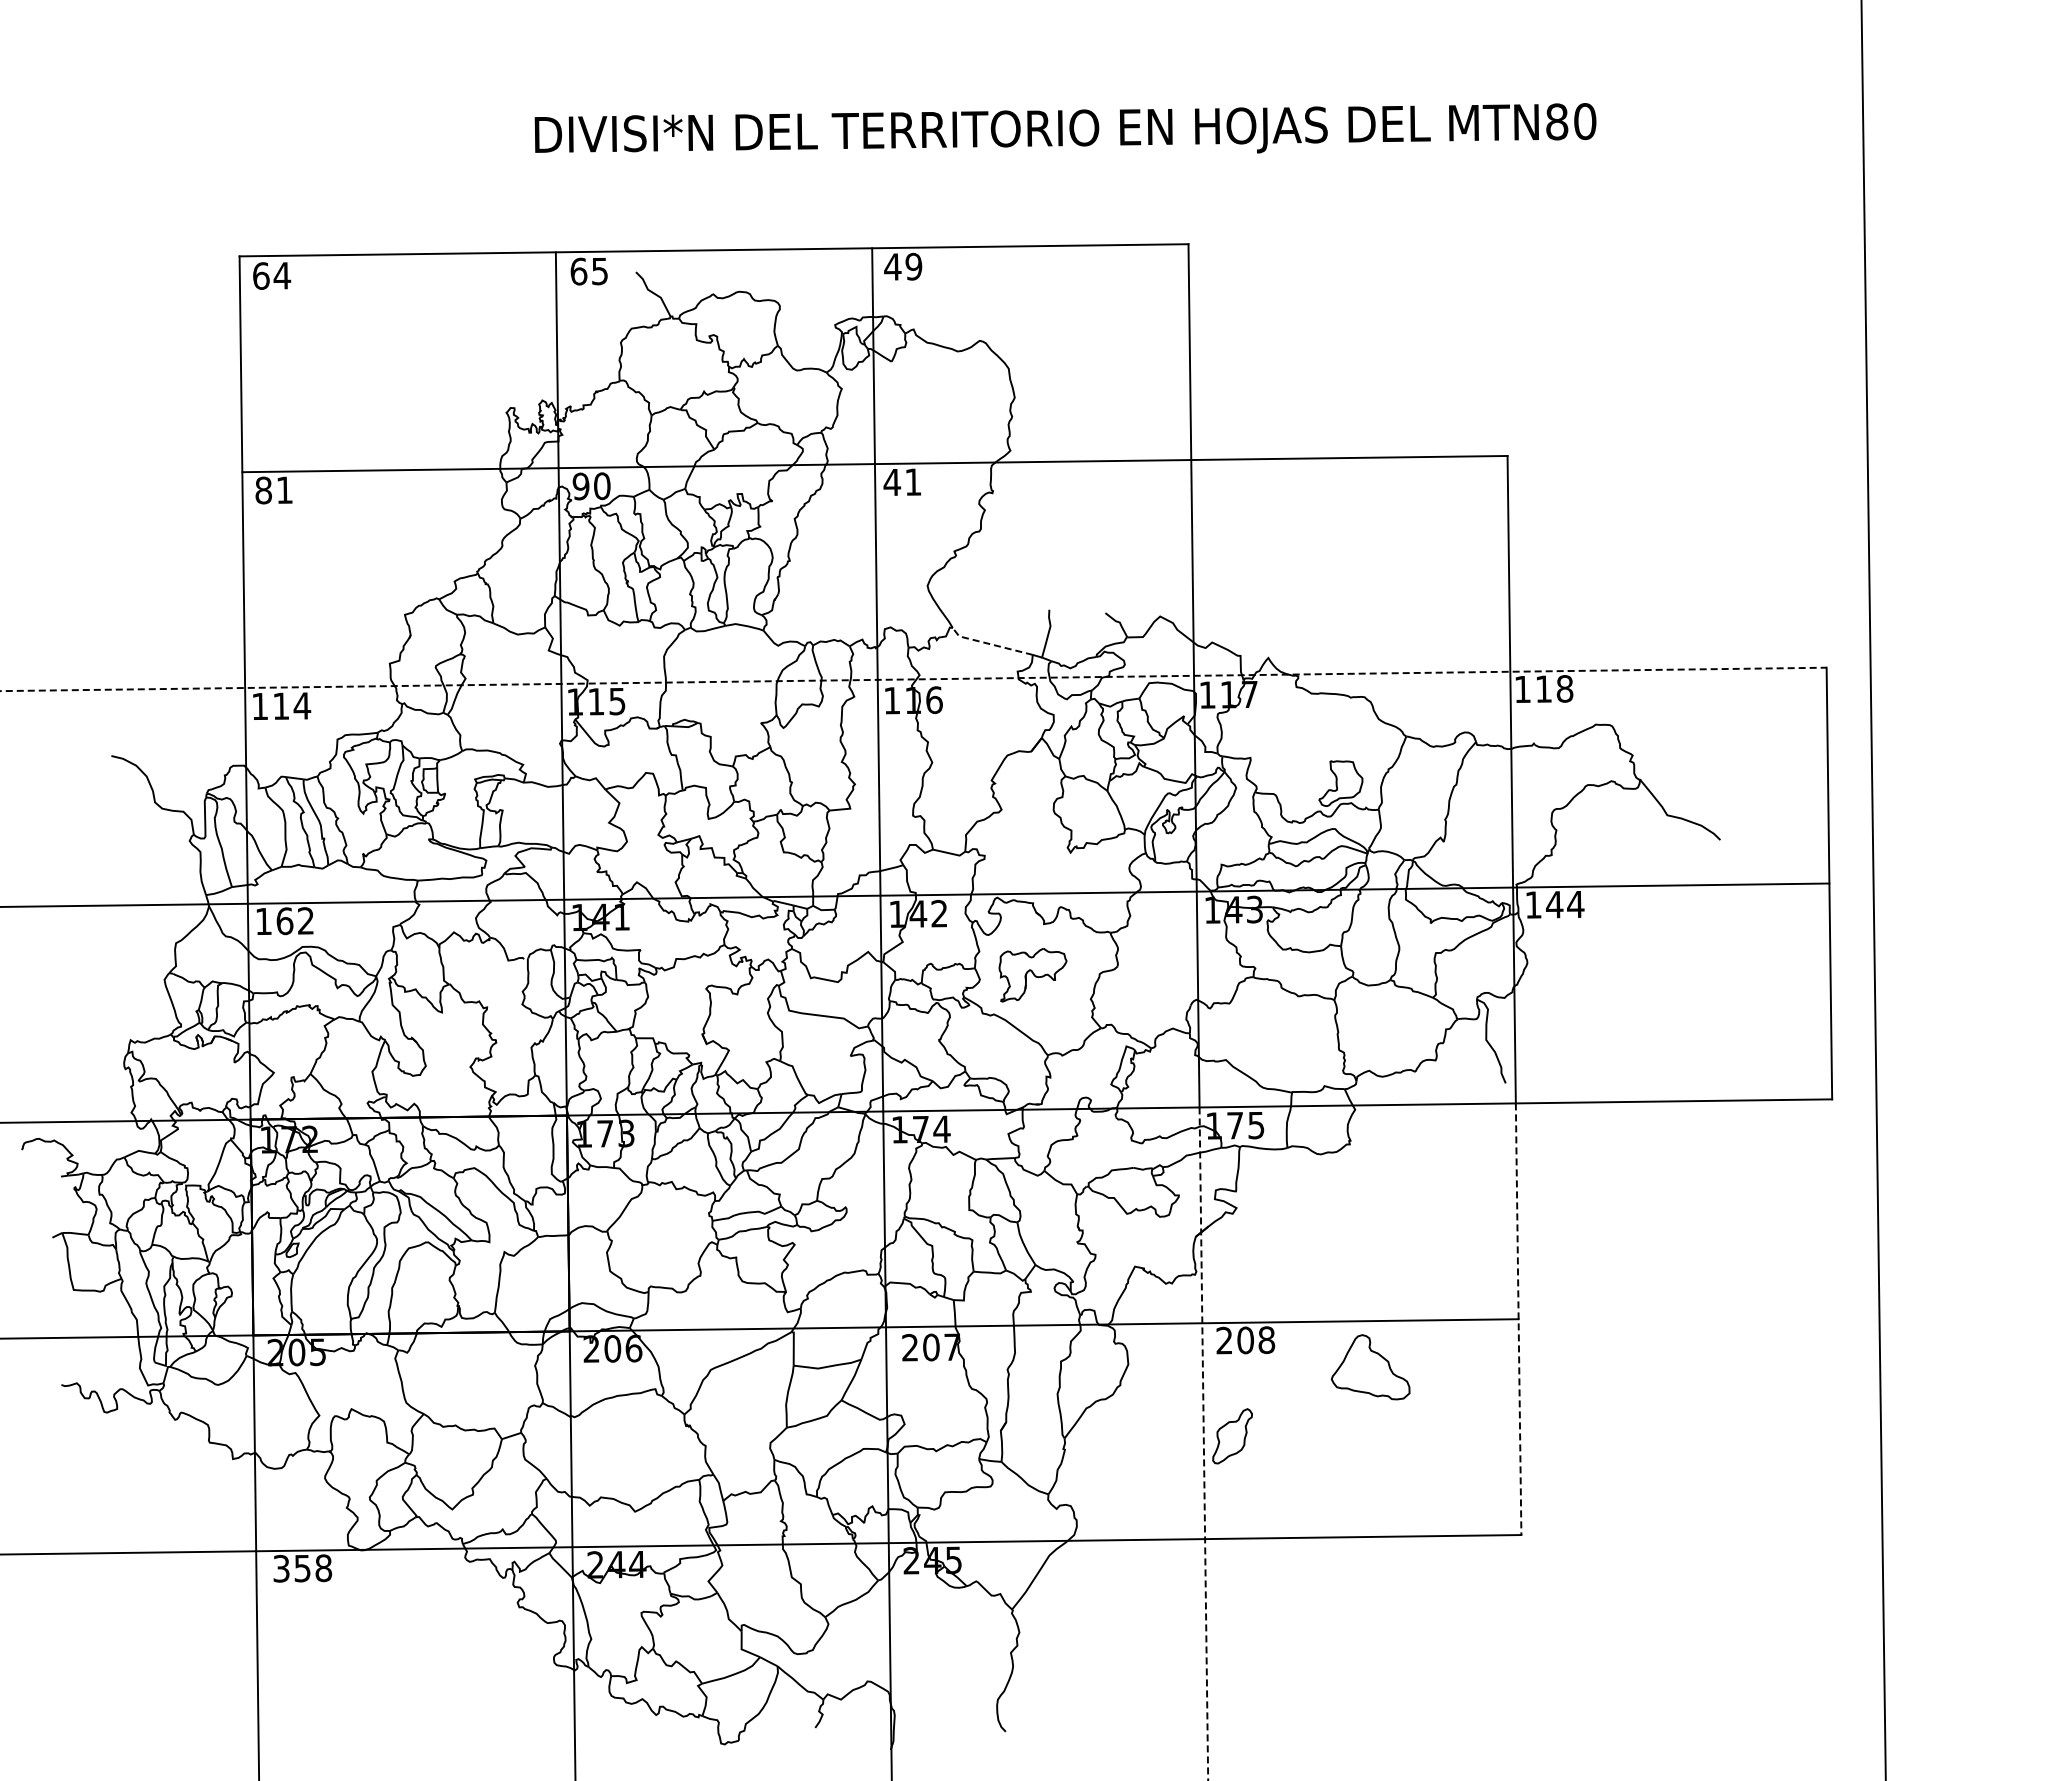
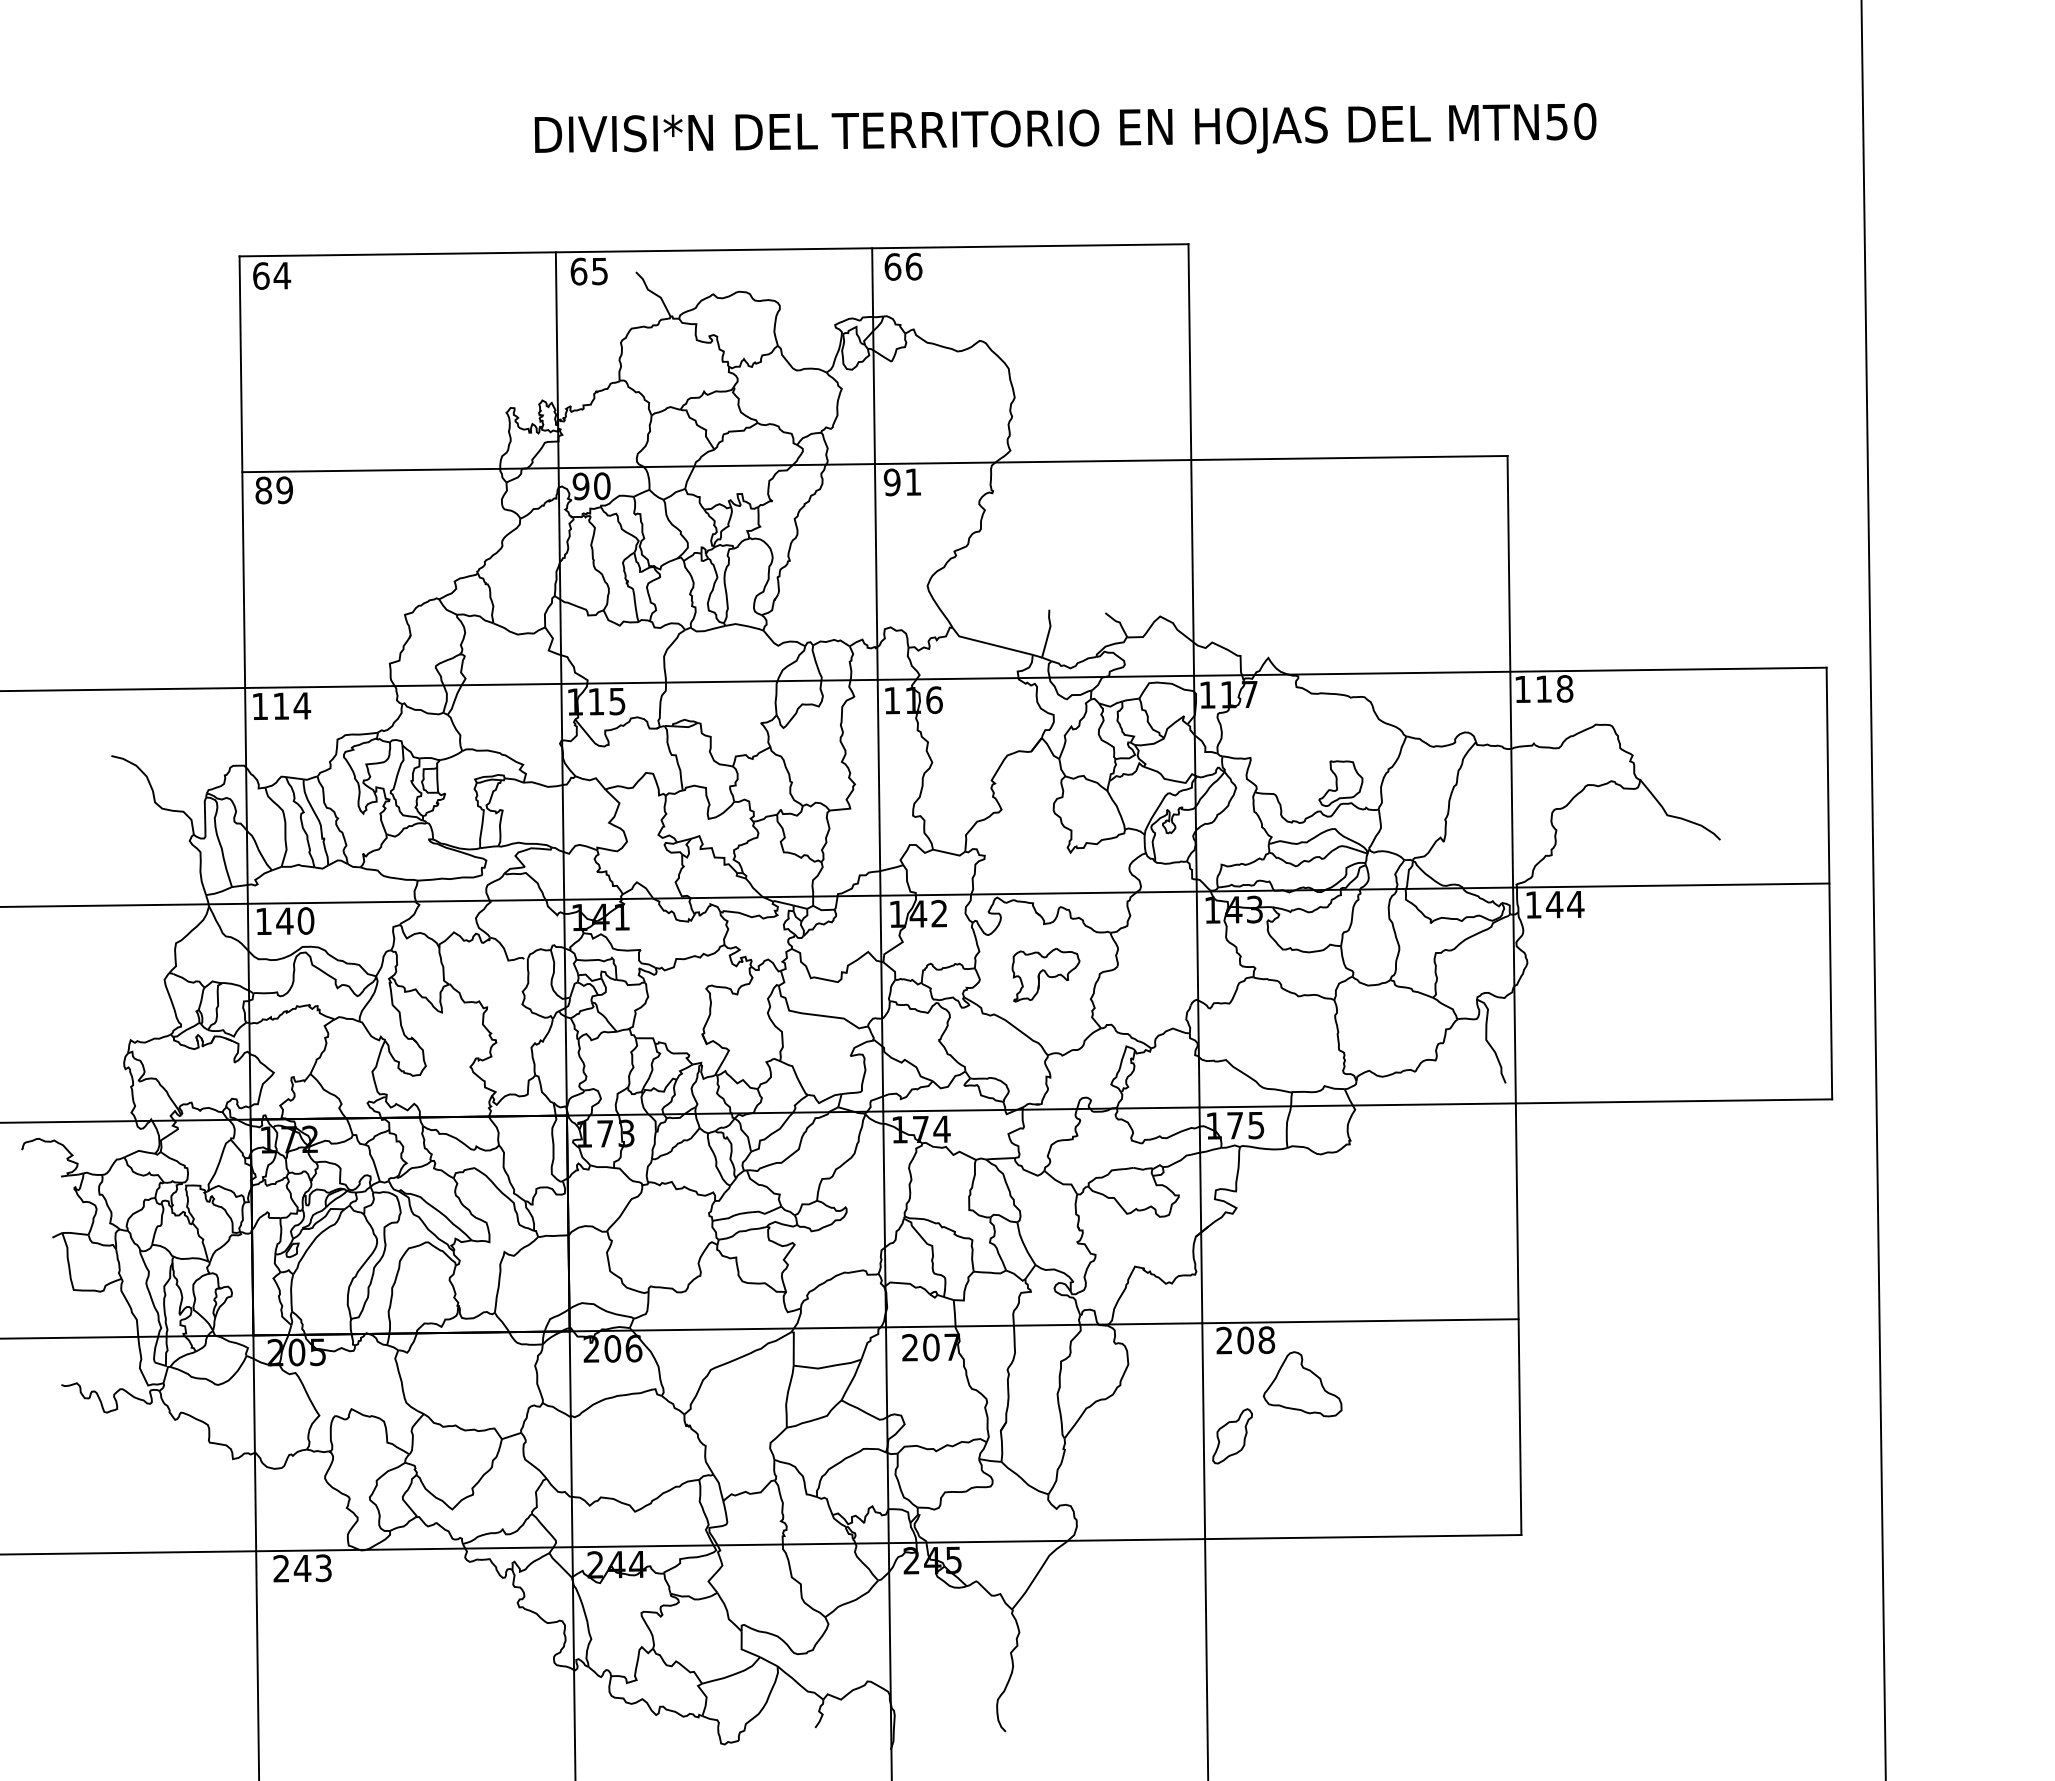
text: MTN80 -> MTN50 (1557, 121)
text: 49 -> 66 (903, 266)
text: 41 -> 91 (892, 482)
text: 81 -> 89 (284, 490)
line: dashed -> solid (990, 644)
line: dashed -> solid (913, 679)
text: 162 -> 140 (295, 921)
part position: (1032, 975) -> (1045, 975) (1045, 975)
line: dashed -> solid (1518, 1319)
part position: (1370, 1367) -> (1302, 1384) (1302, 1384)
line: dashed -> solid (1203, 1444)
text: 358 -> 243 (302, 1568)
